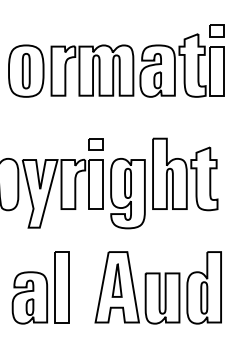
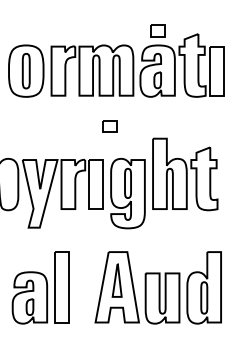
part position: (216, 30) -> (157, 30) (157, 30)
part position: (95, 144) -> (109, 126) (109, 126)
